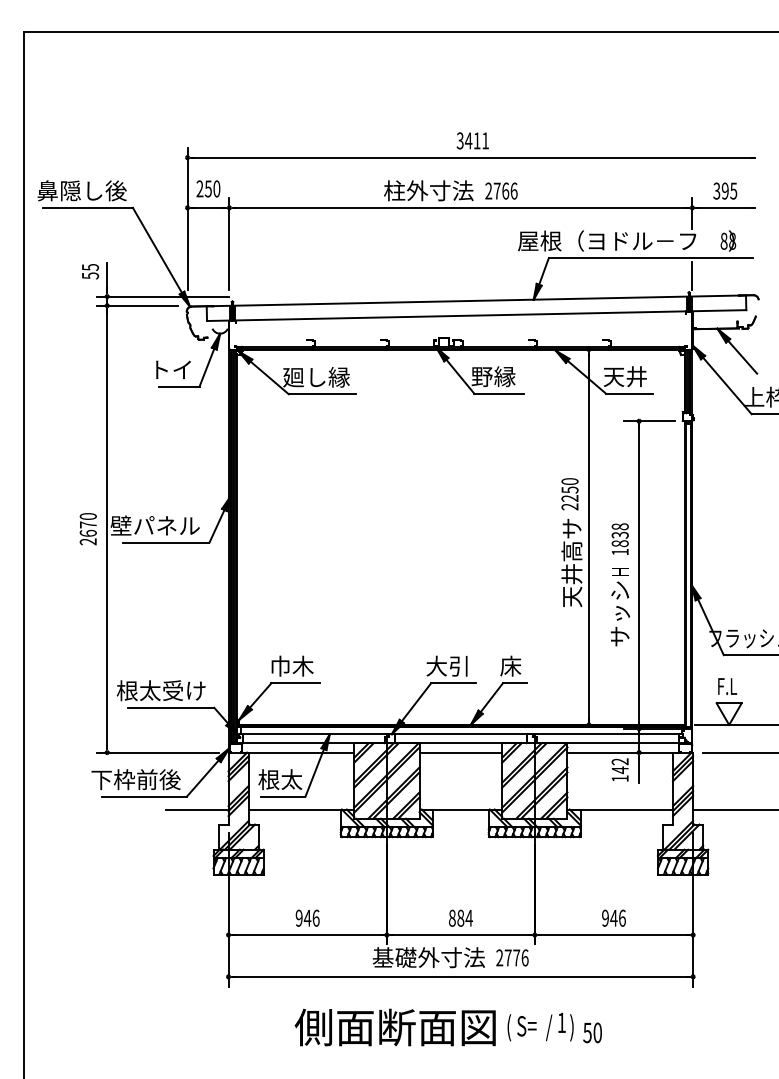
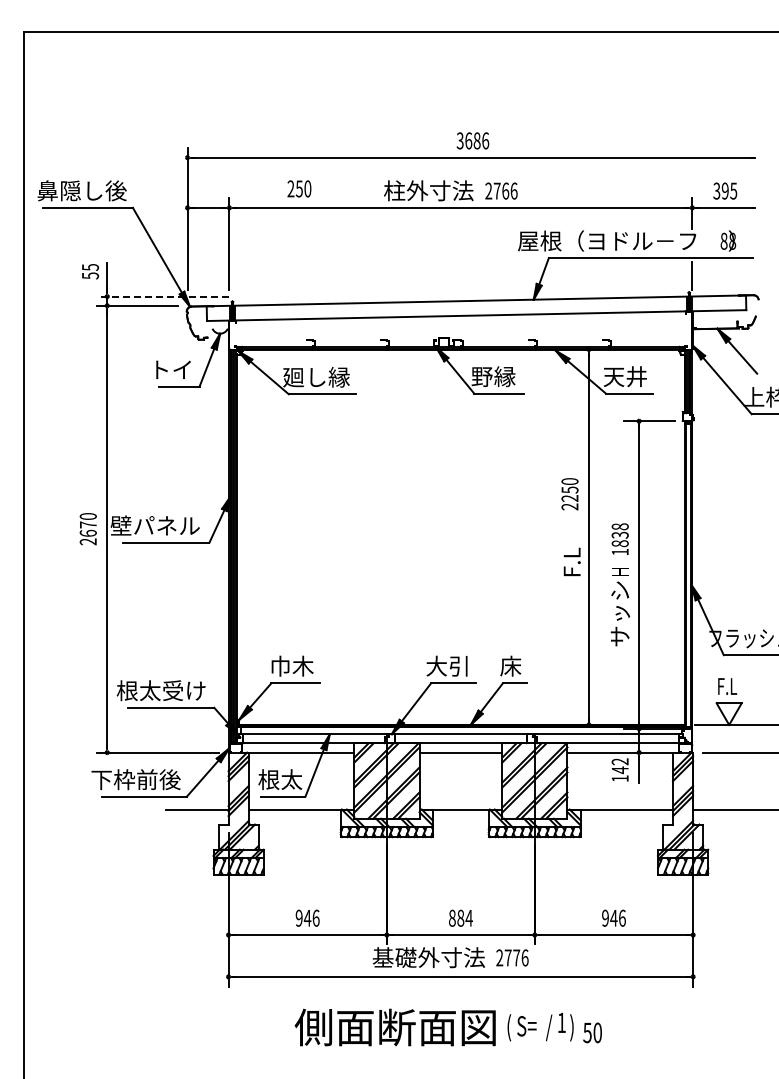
text: 3411 -> 3686 (476, 140)
text position: (208, 188) -> (299, 188) (299, 188)
line: solid -> dashed (163, 296)
text: 天井高サ -> F.L (571, 562)
